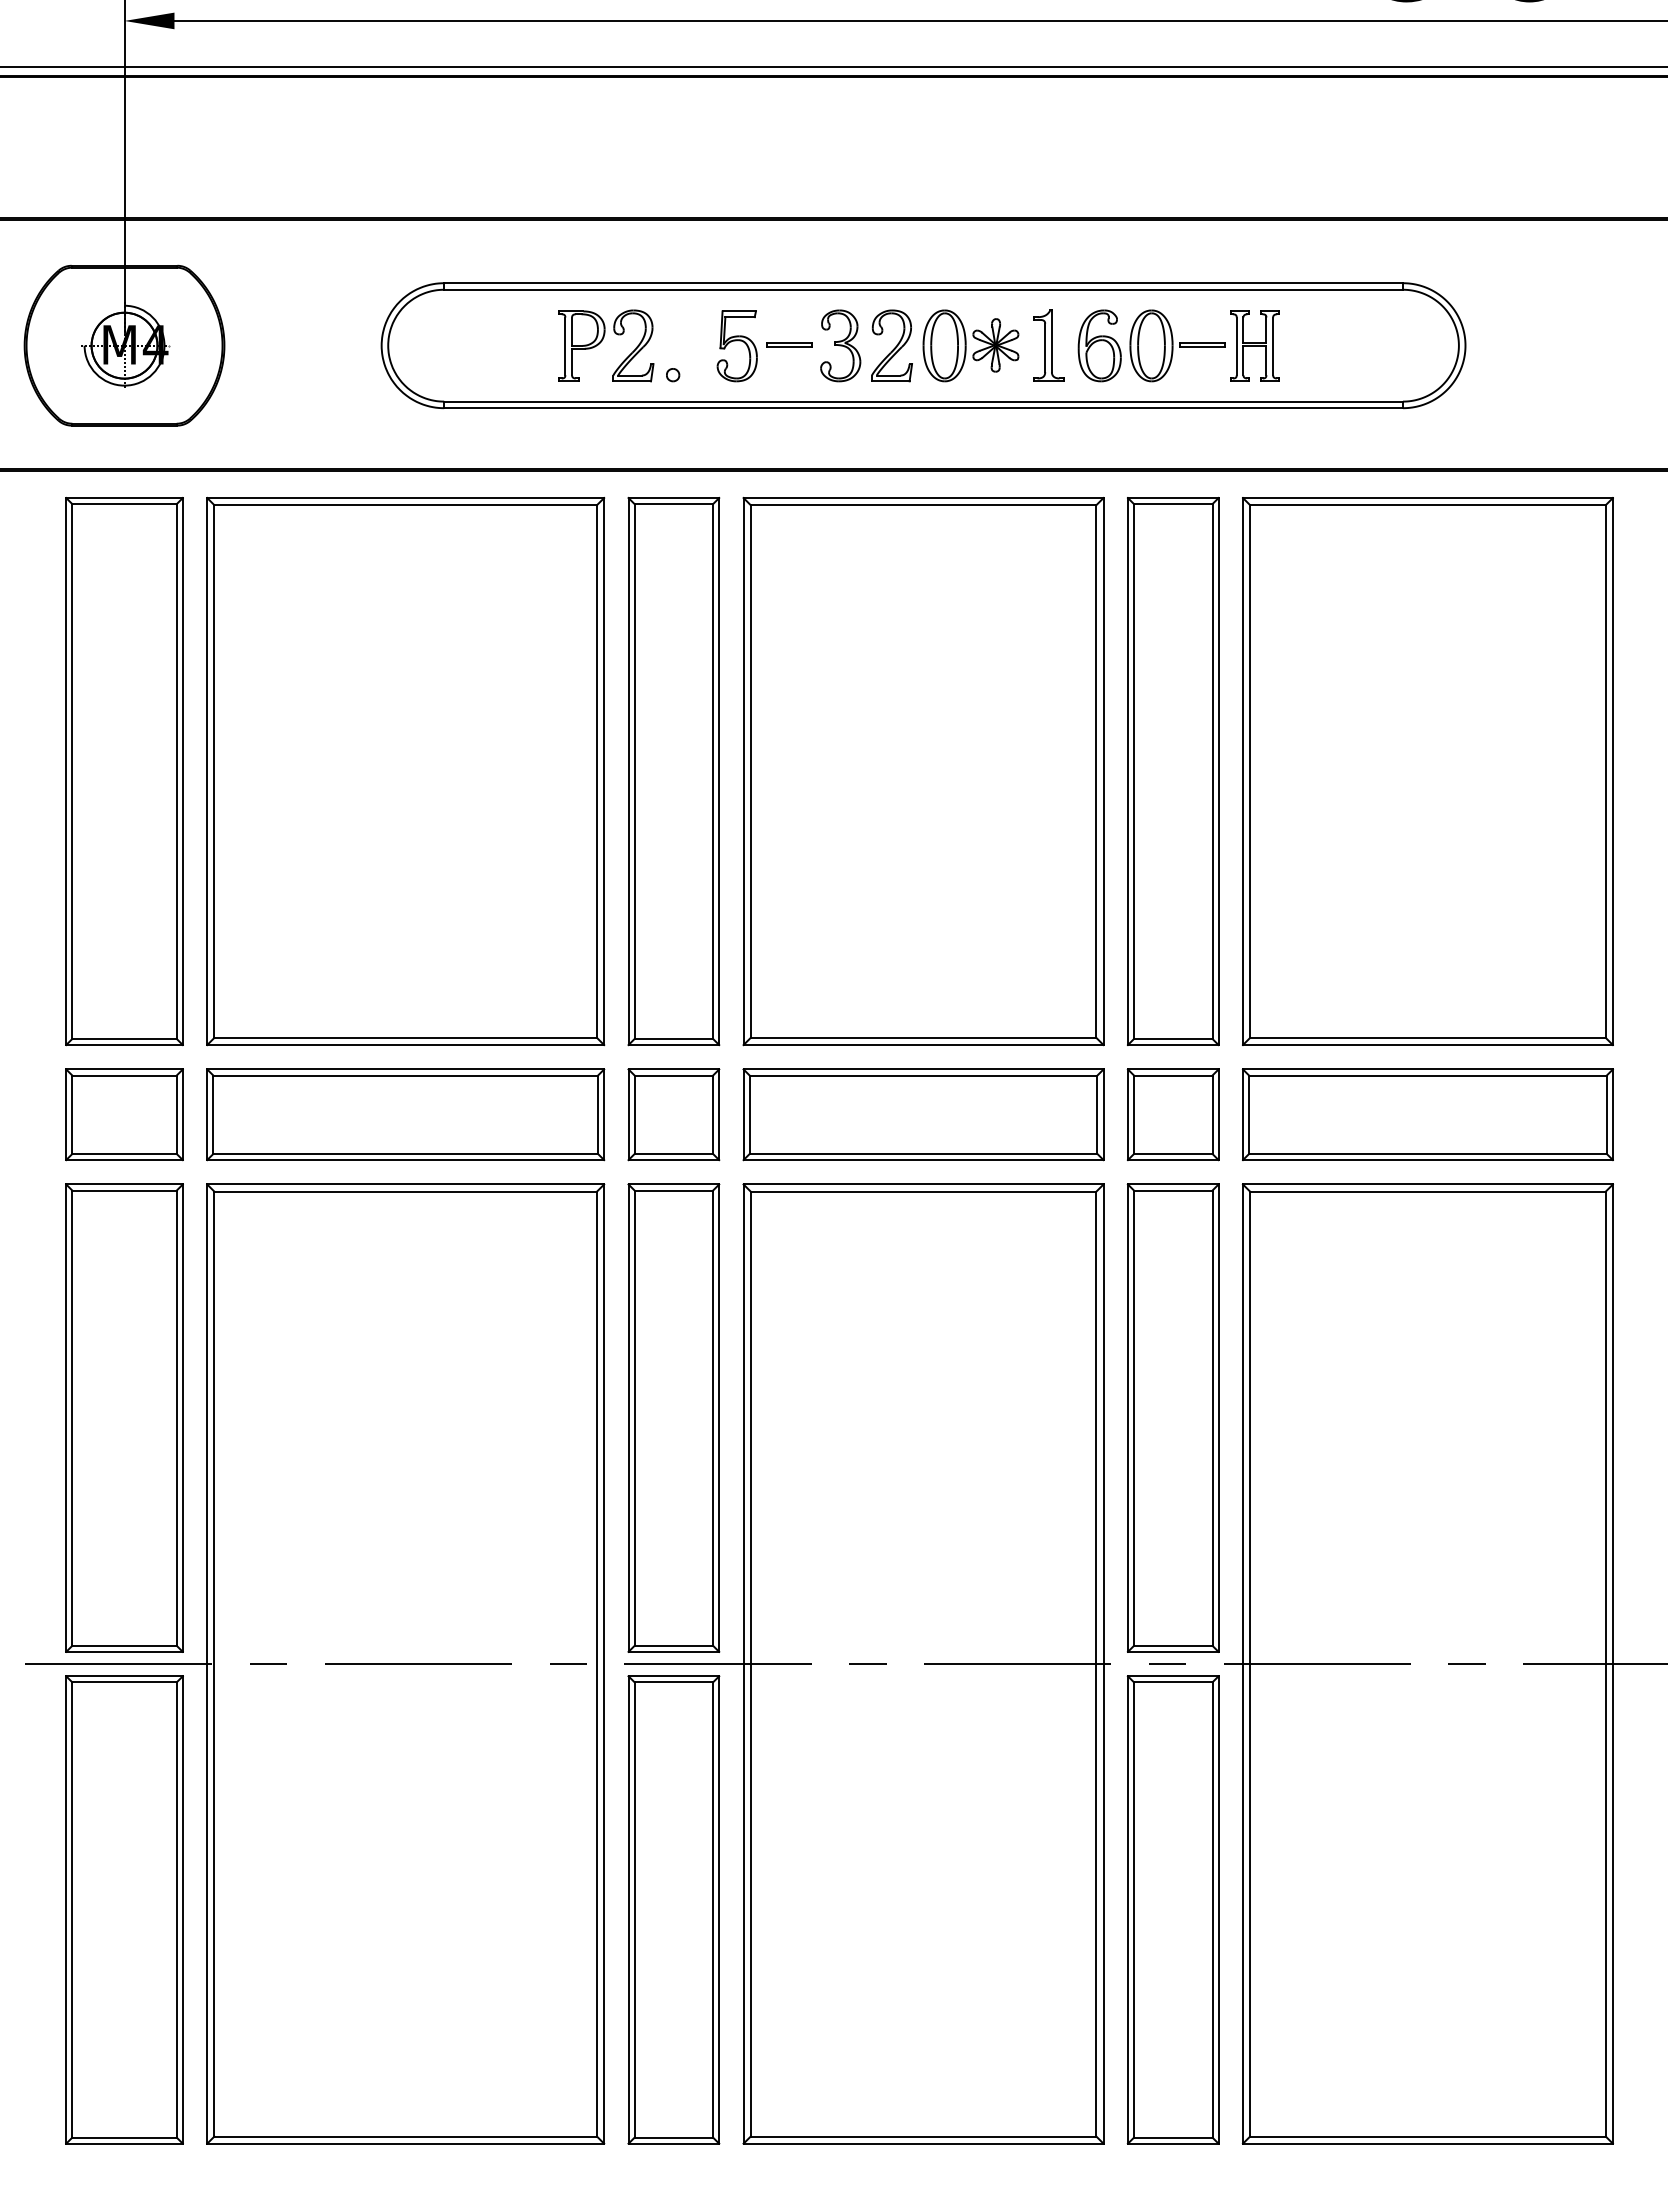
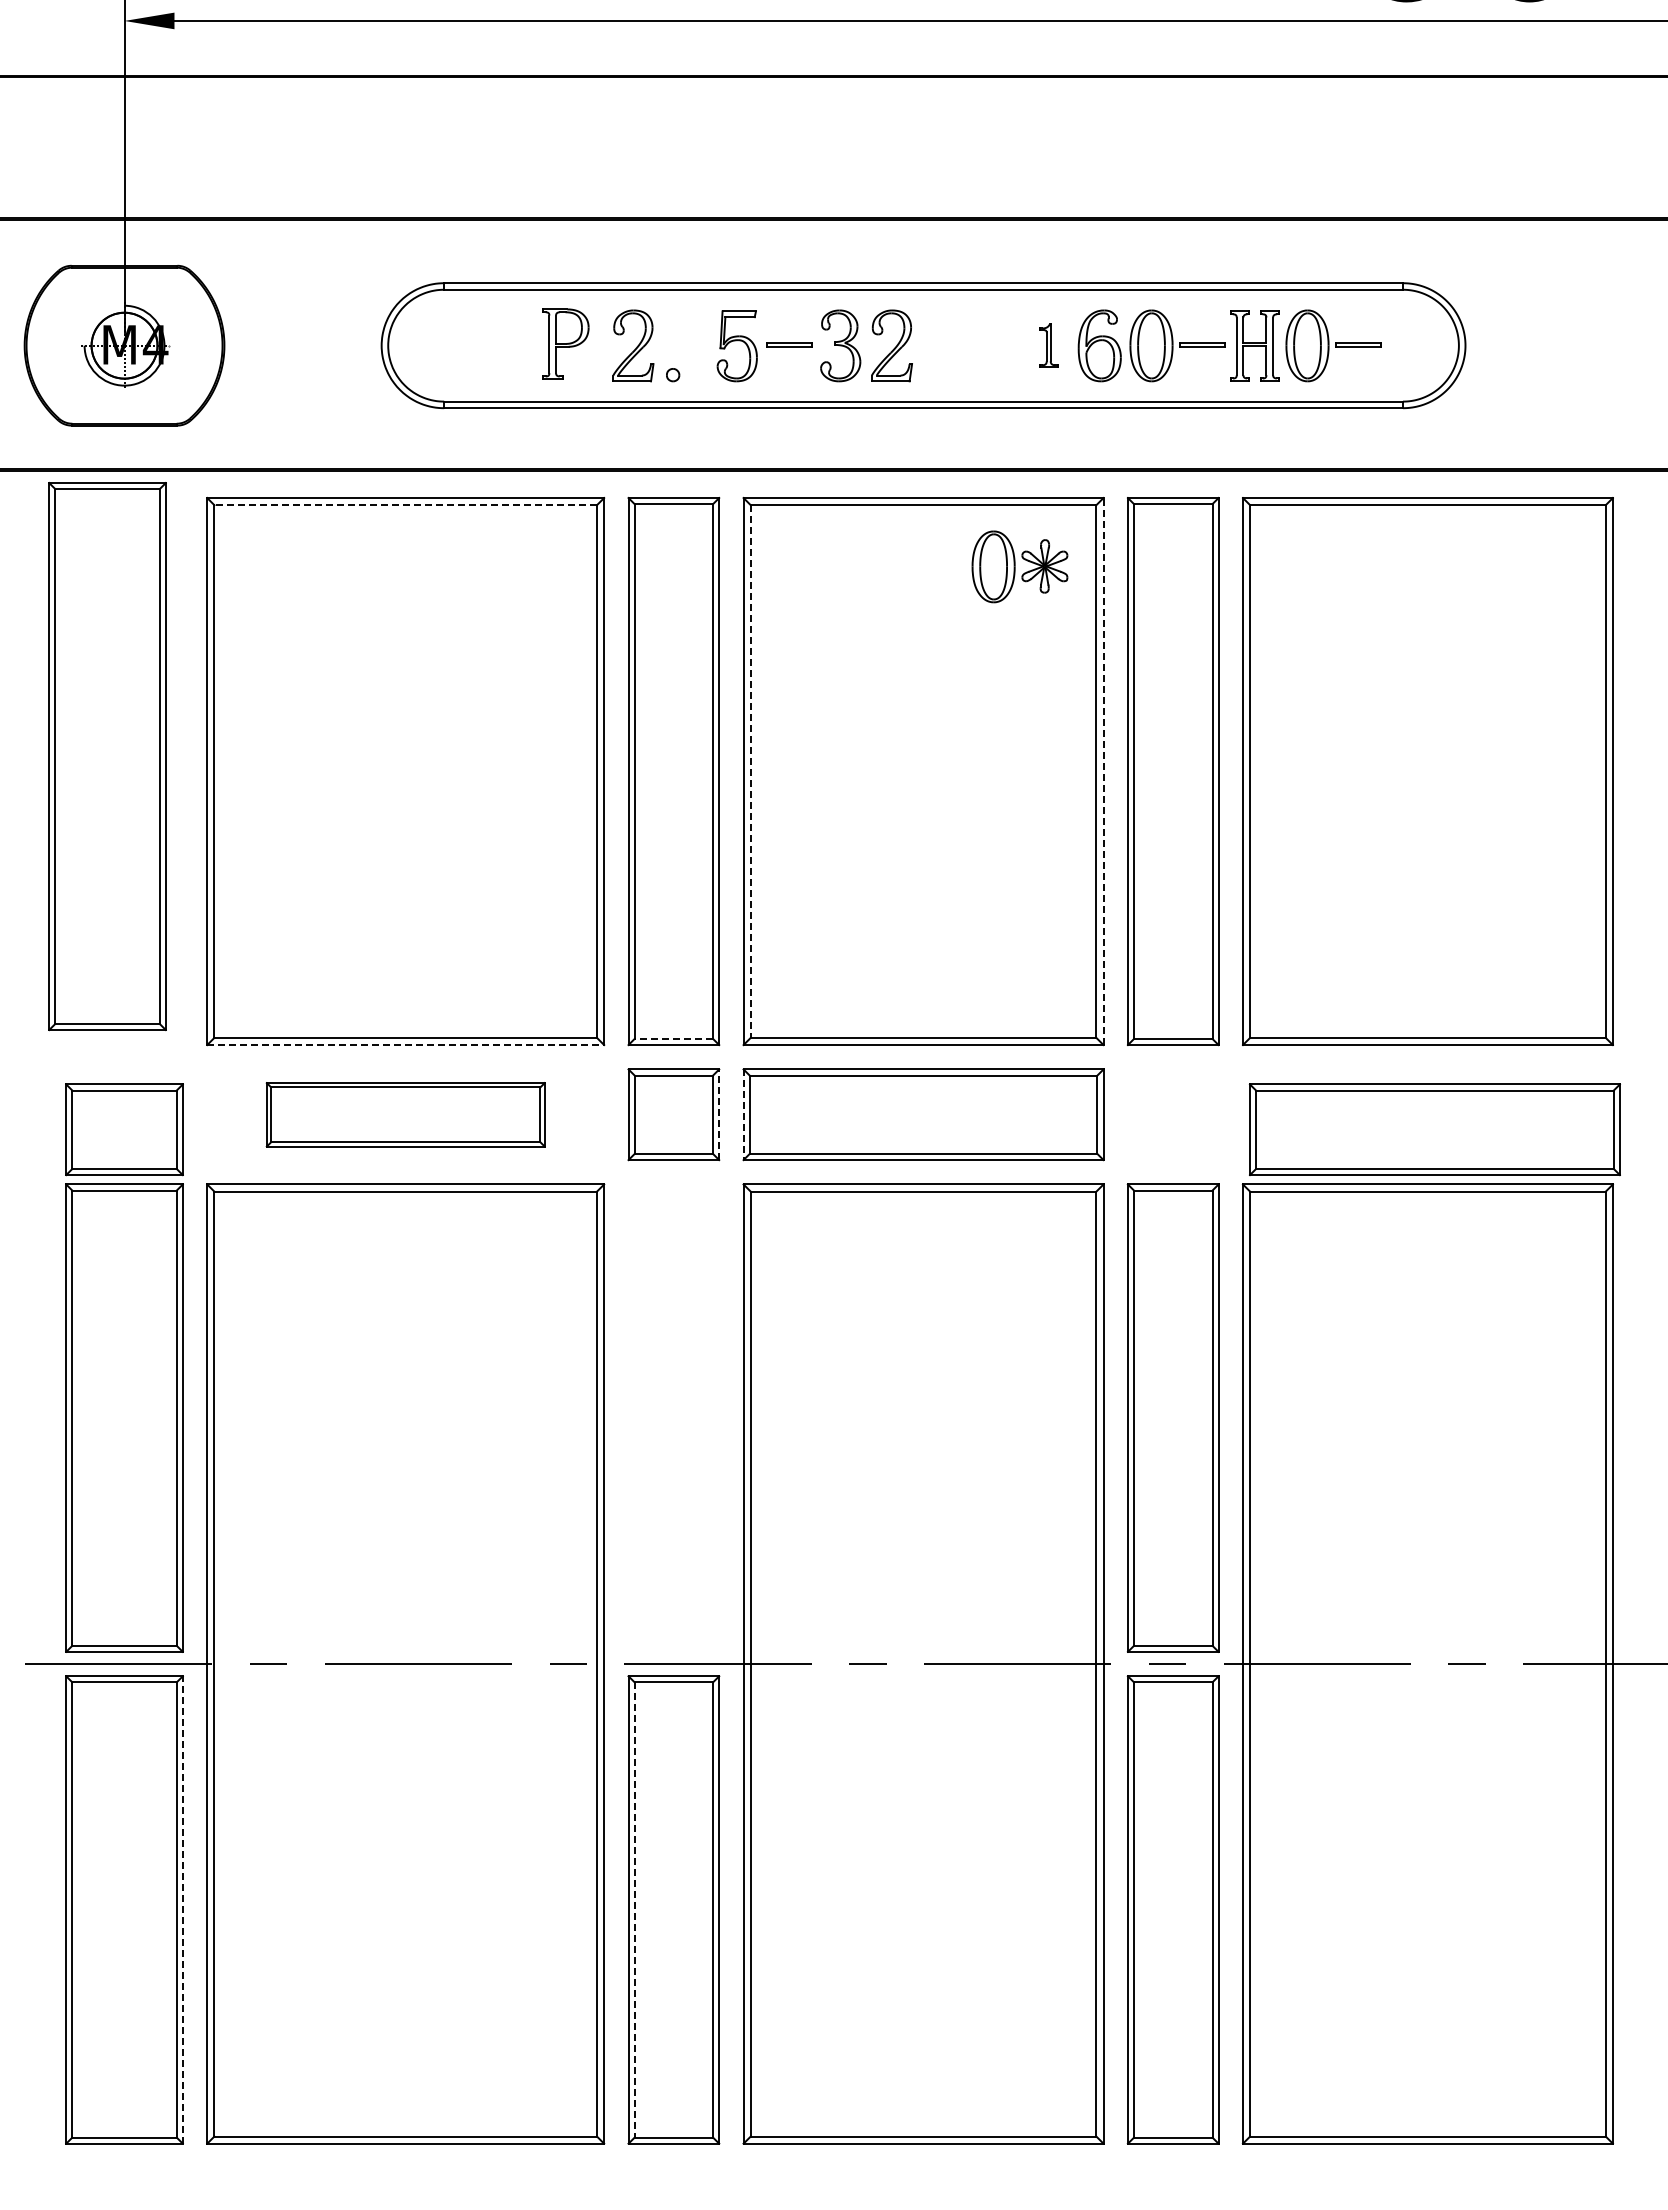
line: present -> none (833, 66)
part position: (581, 345) -> (565, 343) (565, 343)
part position: (970, 345) -> (1019, 566) (1019, 566)
part size: 32x73 px -> 20x45 px (1048, 345)
part: none -> present (1333, 345)
line: solid -> dashed (405, 505)
part position: (124, 771) -> (107, 756) (107, 756)
line: solid -> dashed (1103, 771)
line: solid -> dashed (750, 772)
line: solid -> dashed (673, 1038)
line: solid -> dashed (406, 1045)
part position: (124, 1114) -> (124, 1129) (124, 1129)
part size: 400x94 px -> 281x66 px (405, 1114)
line: solid -> dashed (719, 1114)
part: present -> none (1172, 1114)
part position: (1427, 1114) -> (1434, 1129) (1434, 1129)
line: solid -> dashed (743, 1115)
part: present -> none (673, 1417)
line: solid -> dashed (182, 1909)
line: solid -> dashed (634, 1909)
